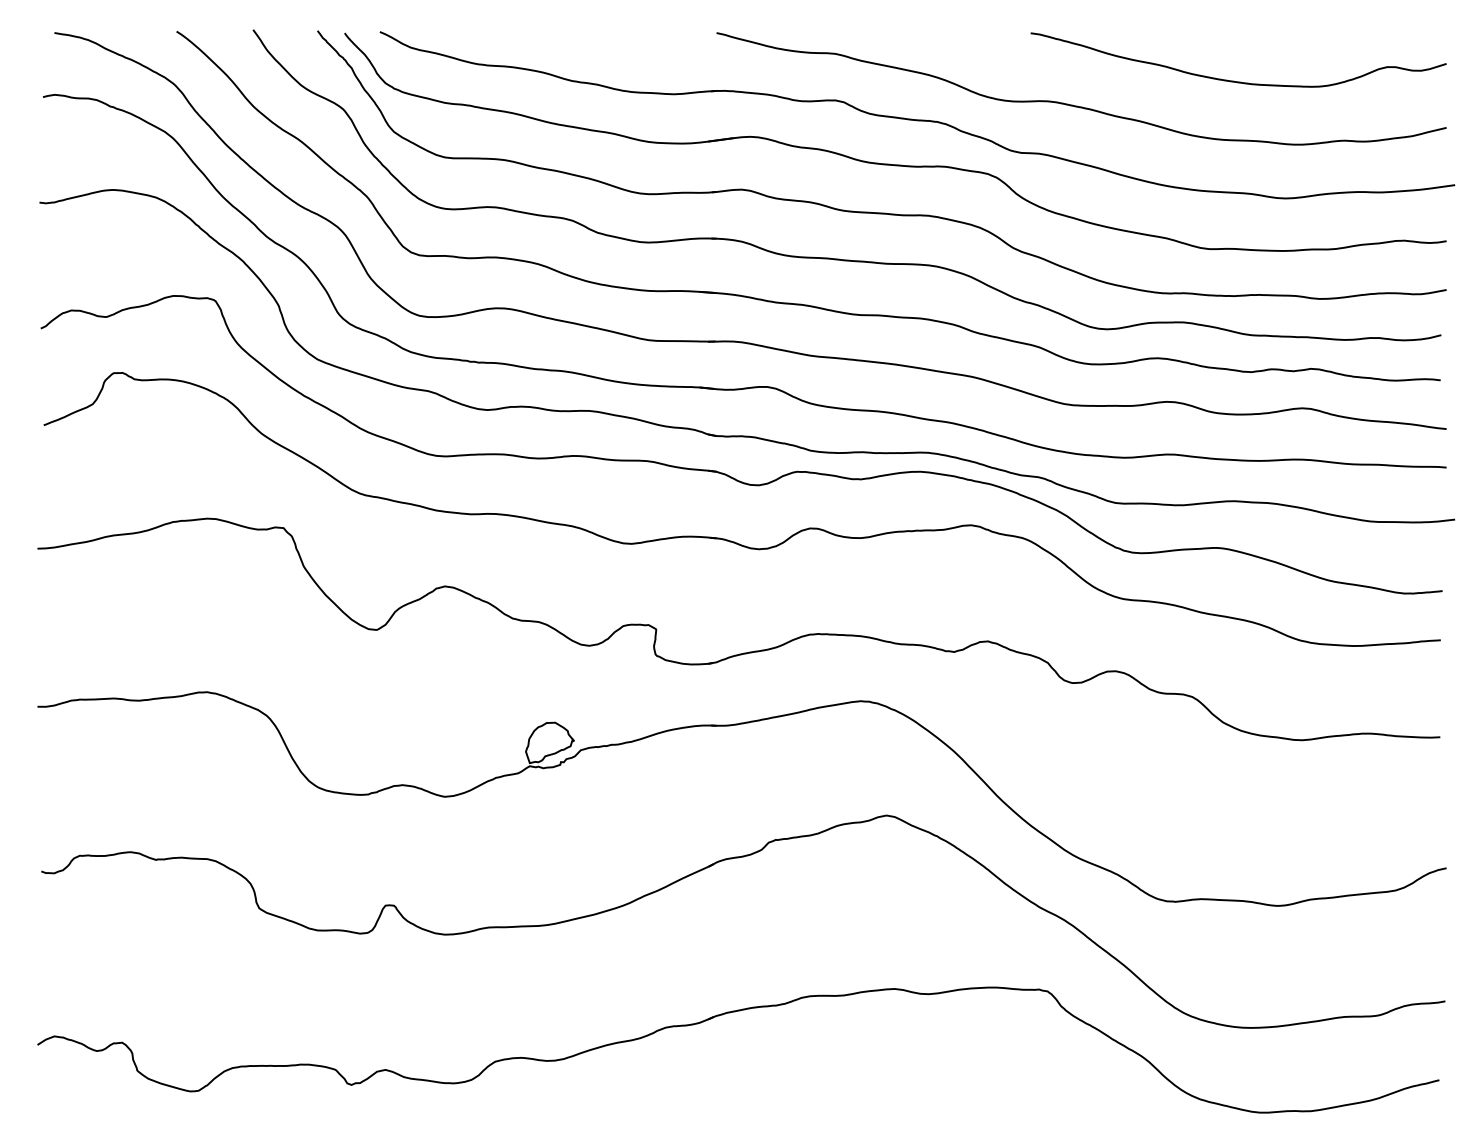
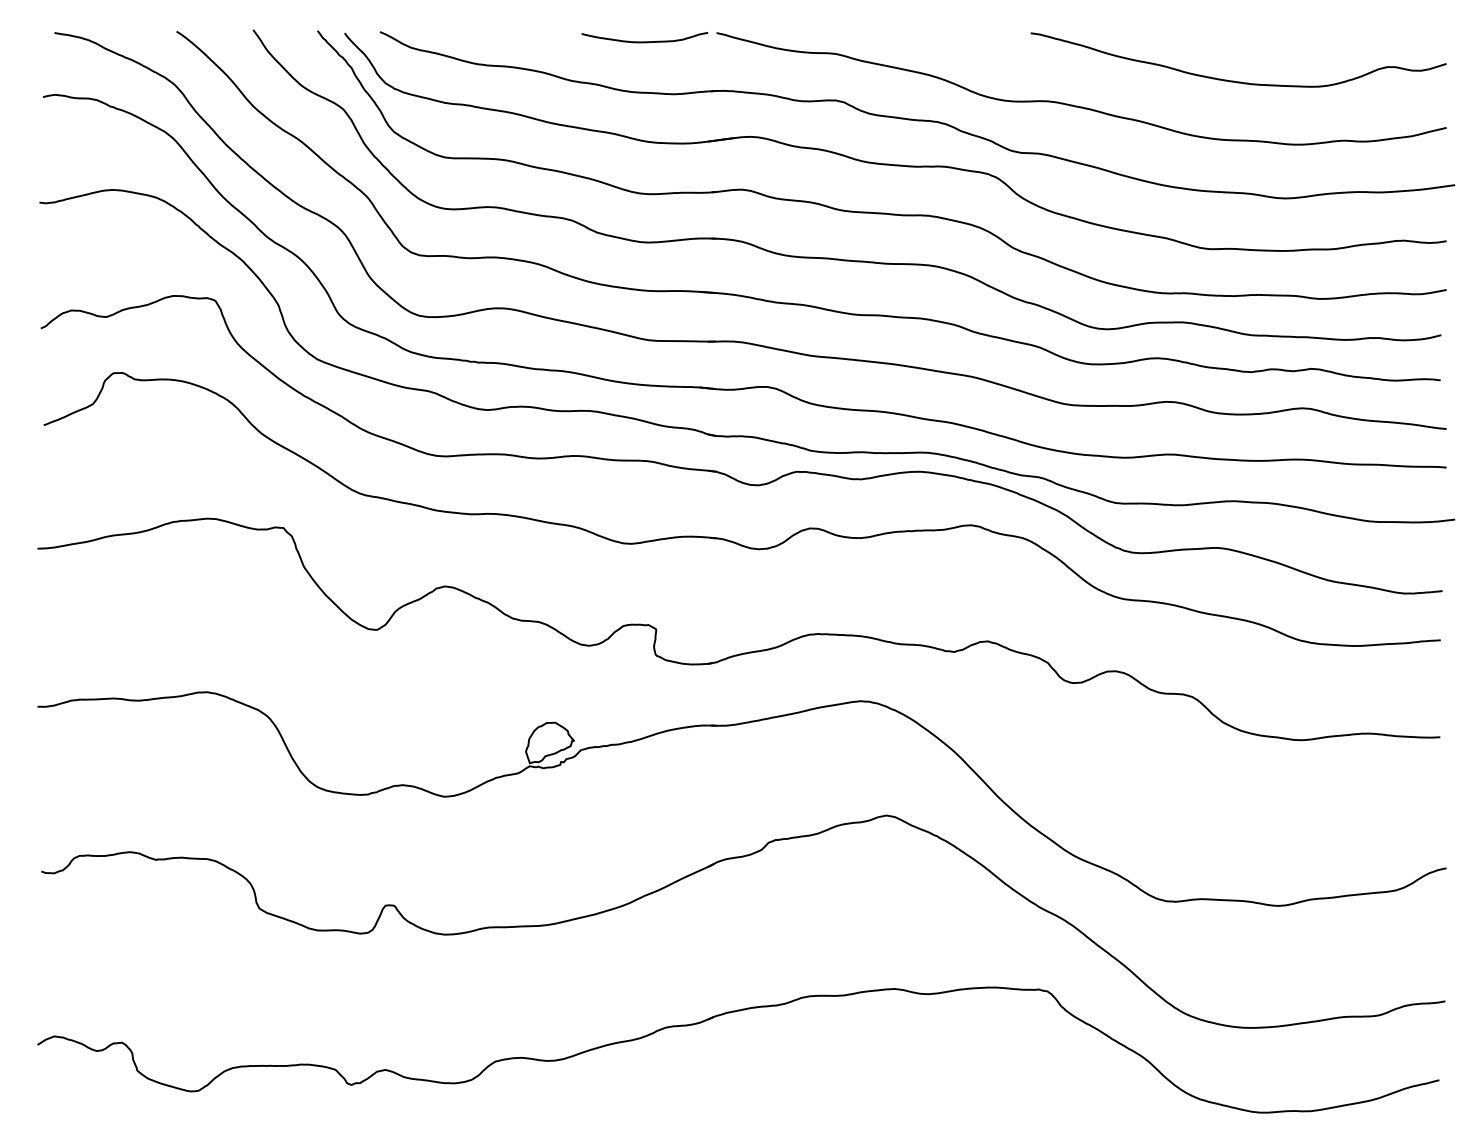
curve: none -> present (644, 41)
